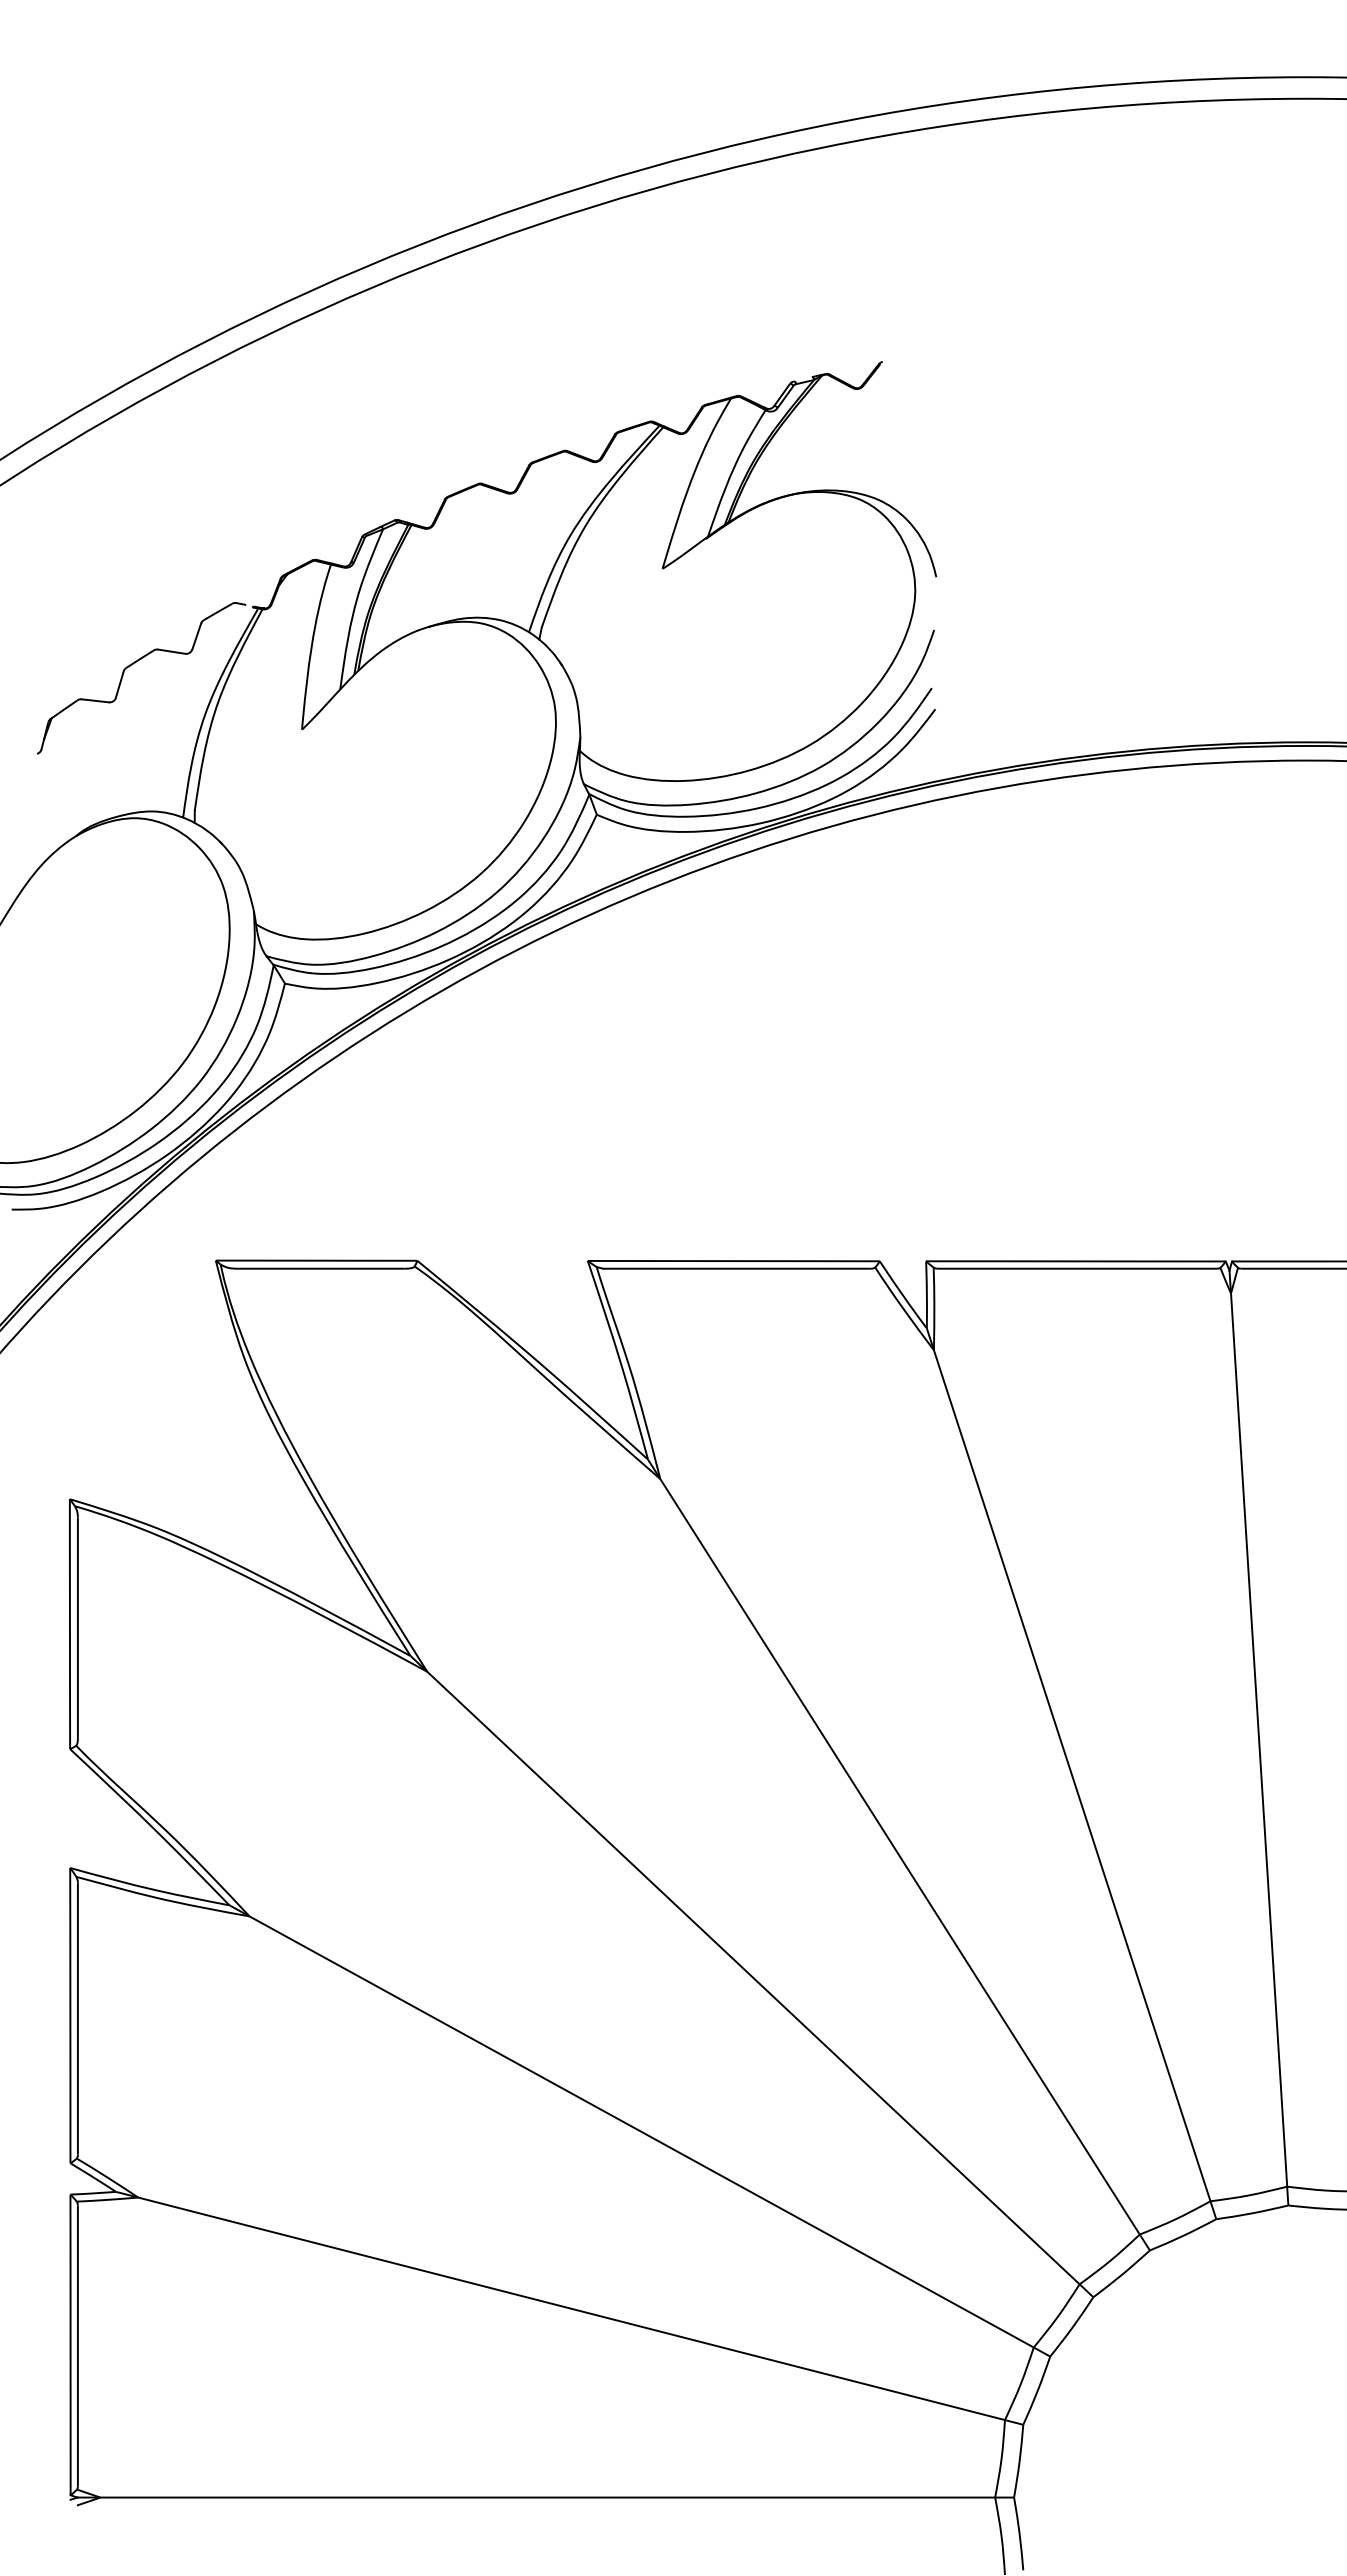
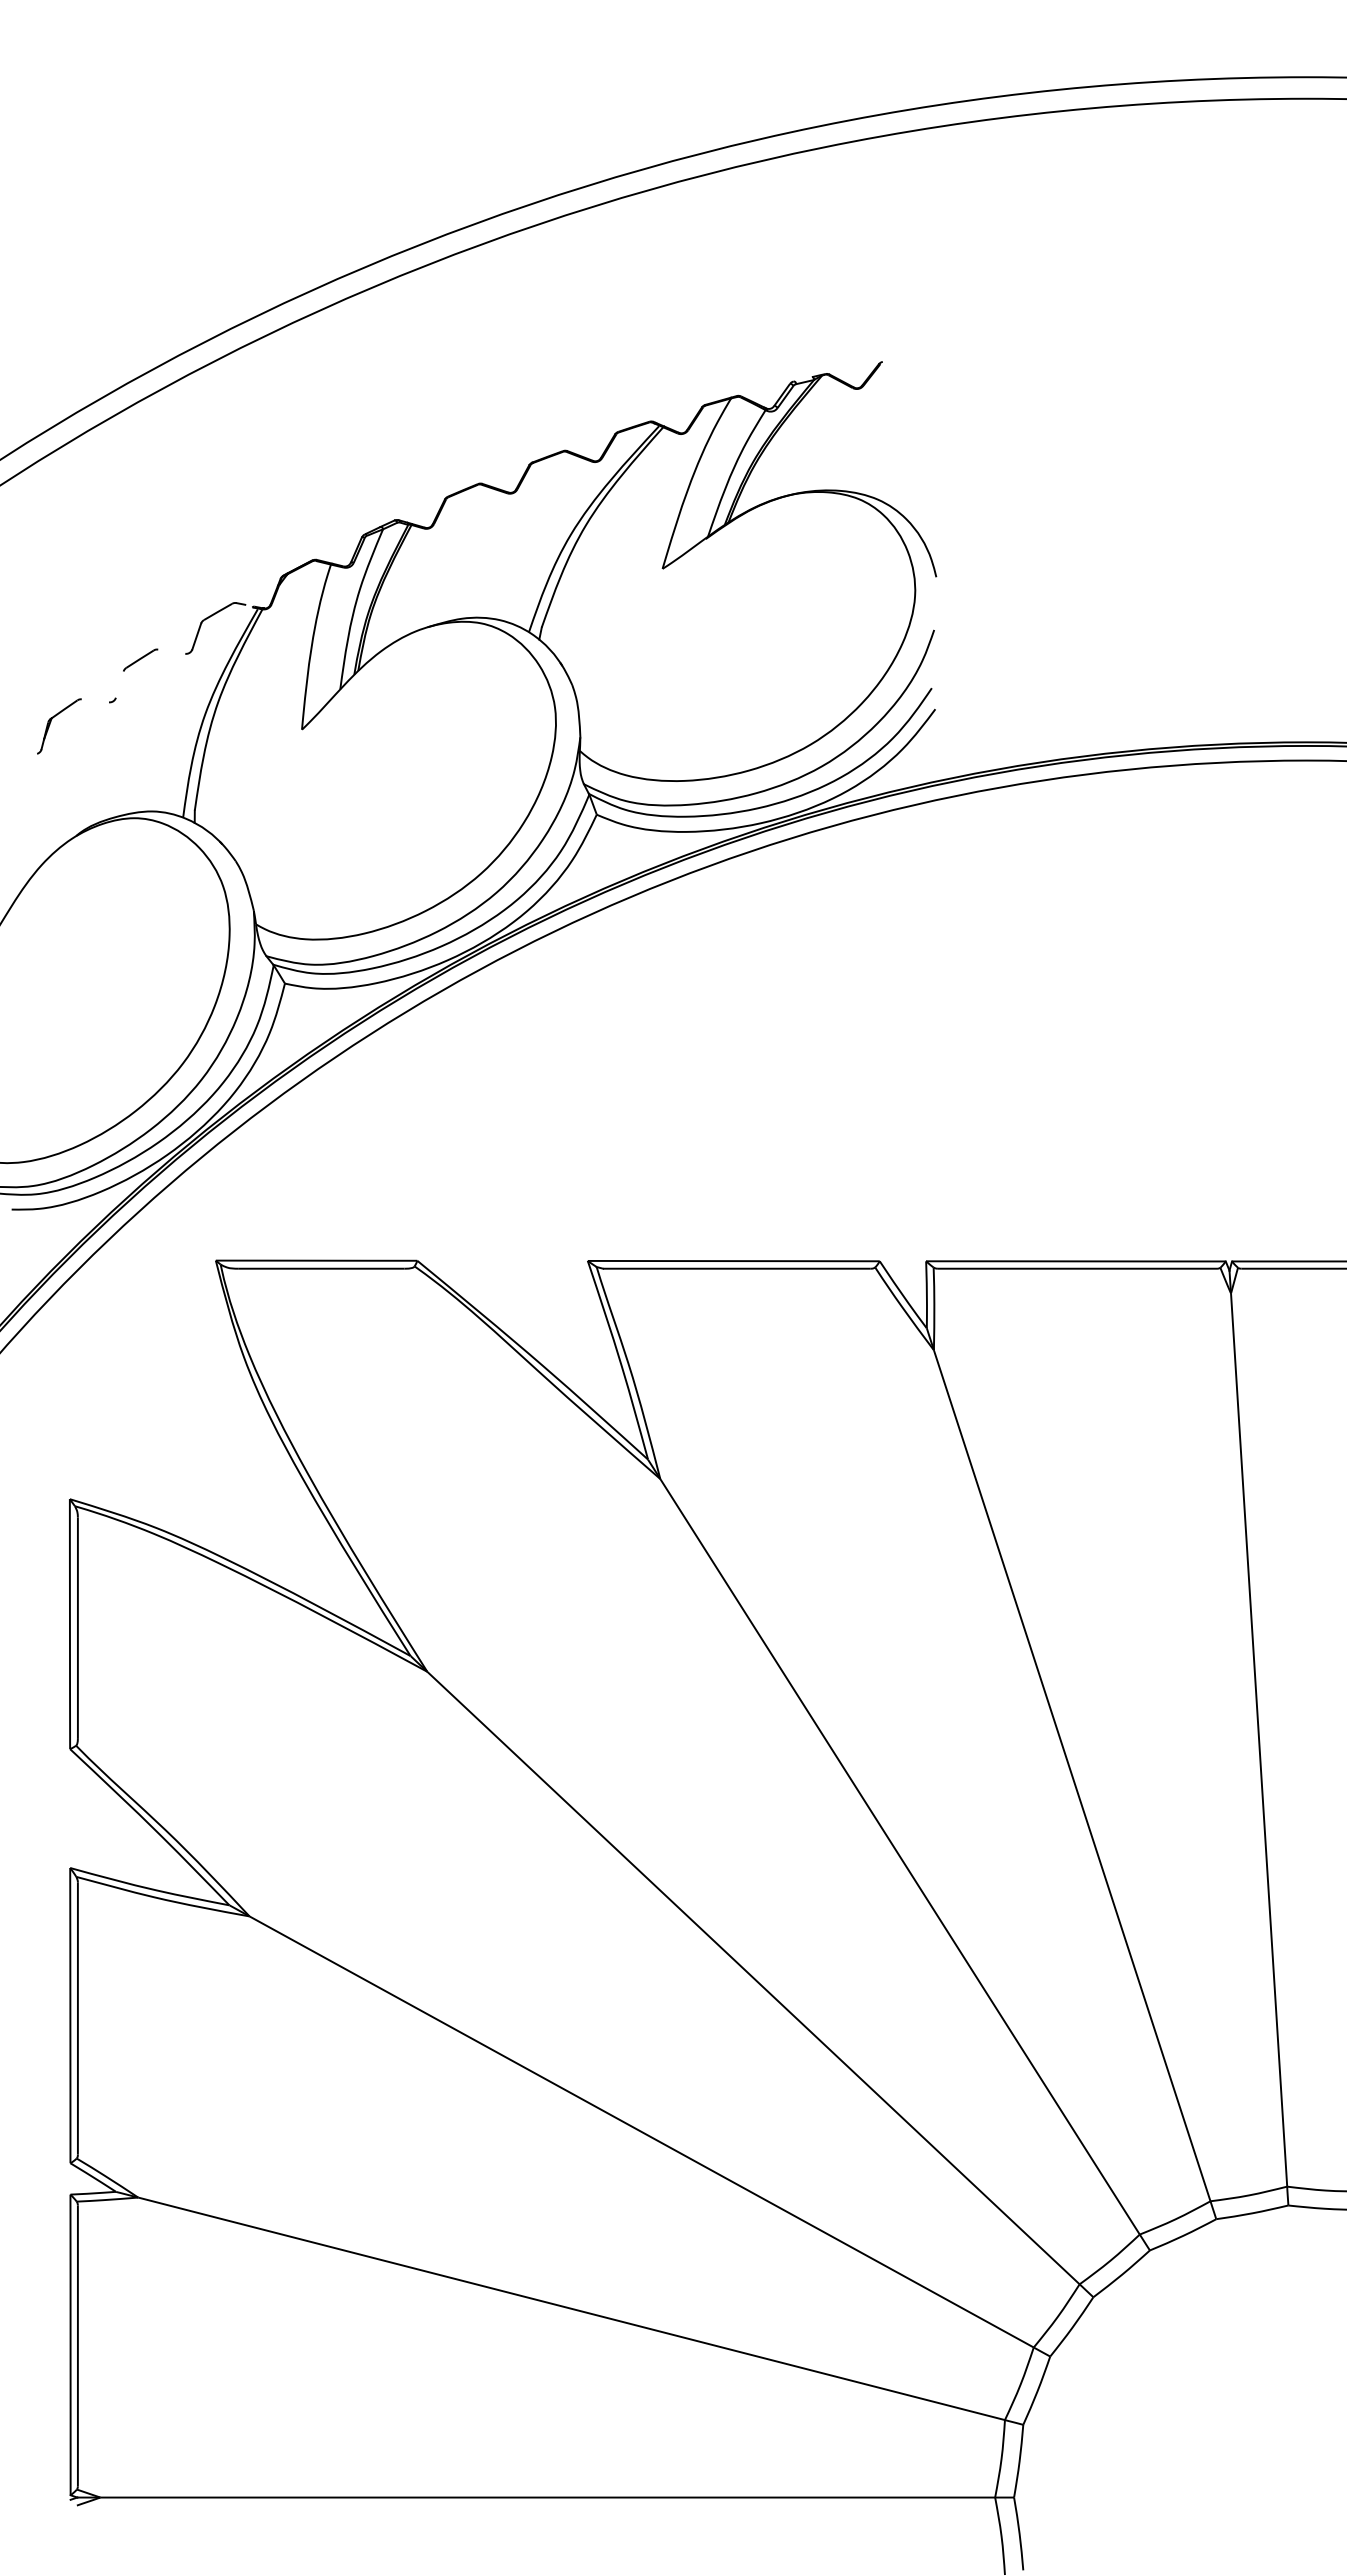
line: present -> none (171, 651)
line: present -> none (119, 684)
line: present -> none (94, 700)
